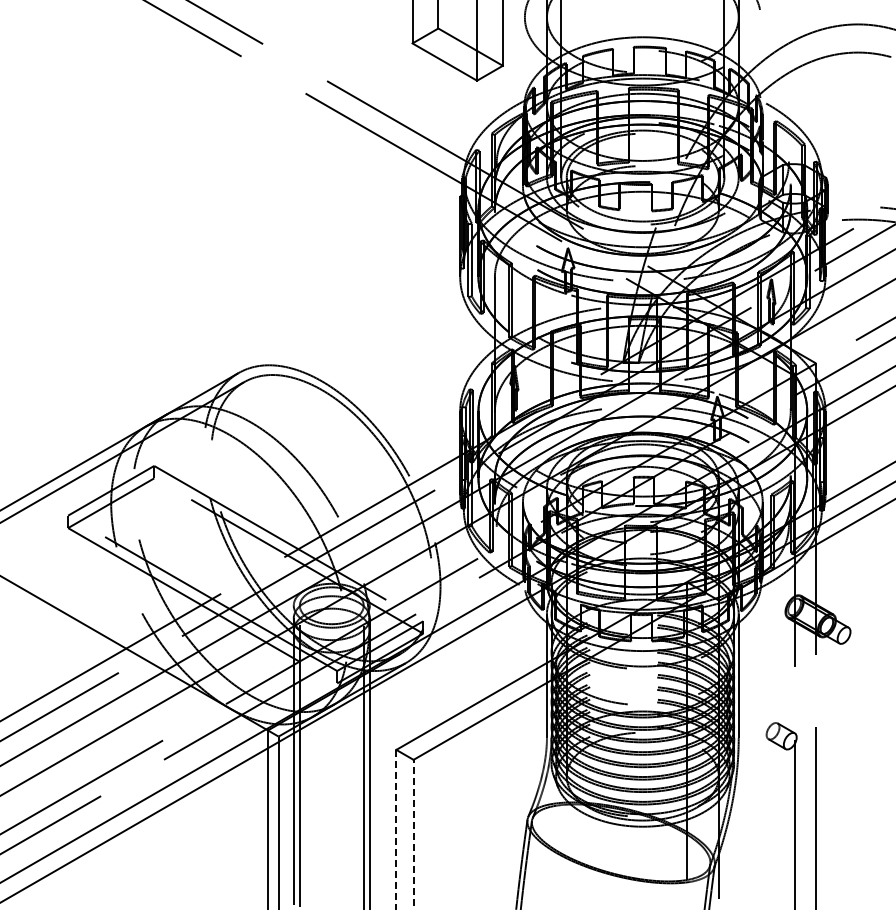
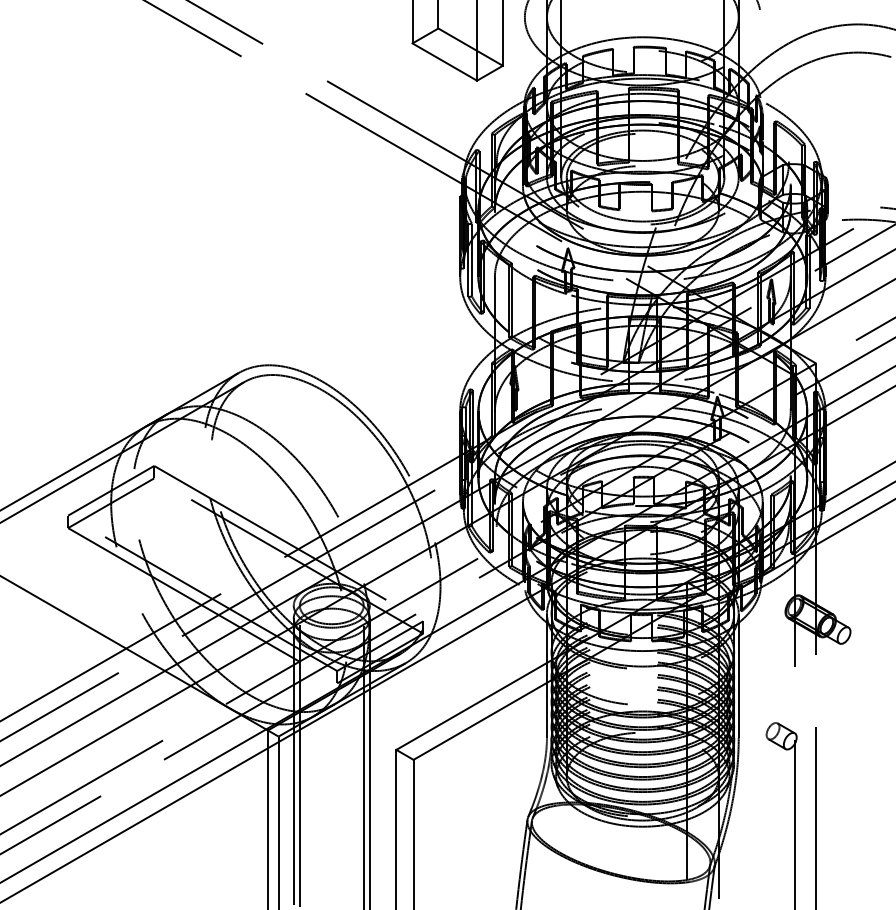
line: dashed -> solid (396, 829)
line: dashed -> solid (413, 834)
